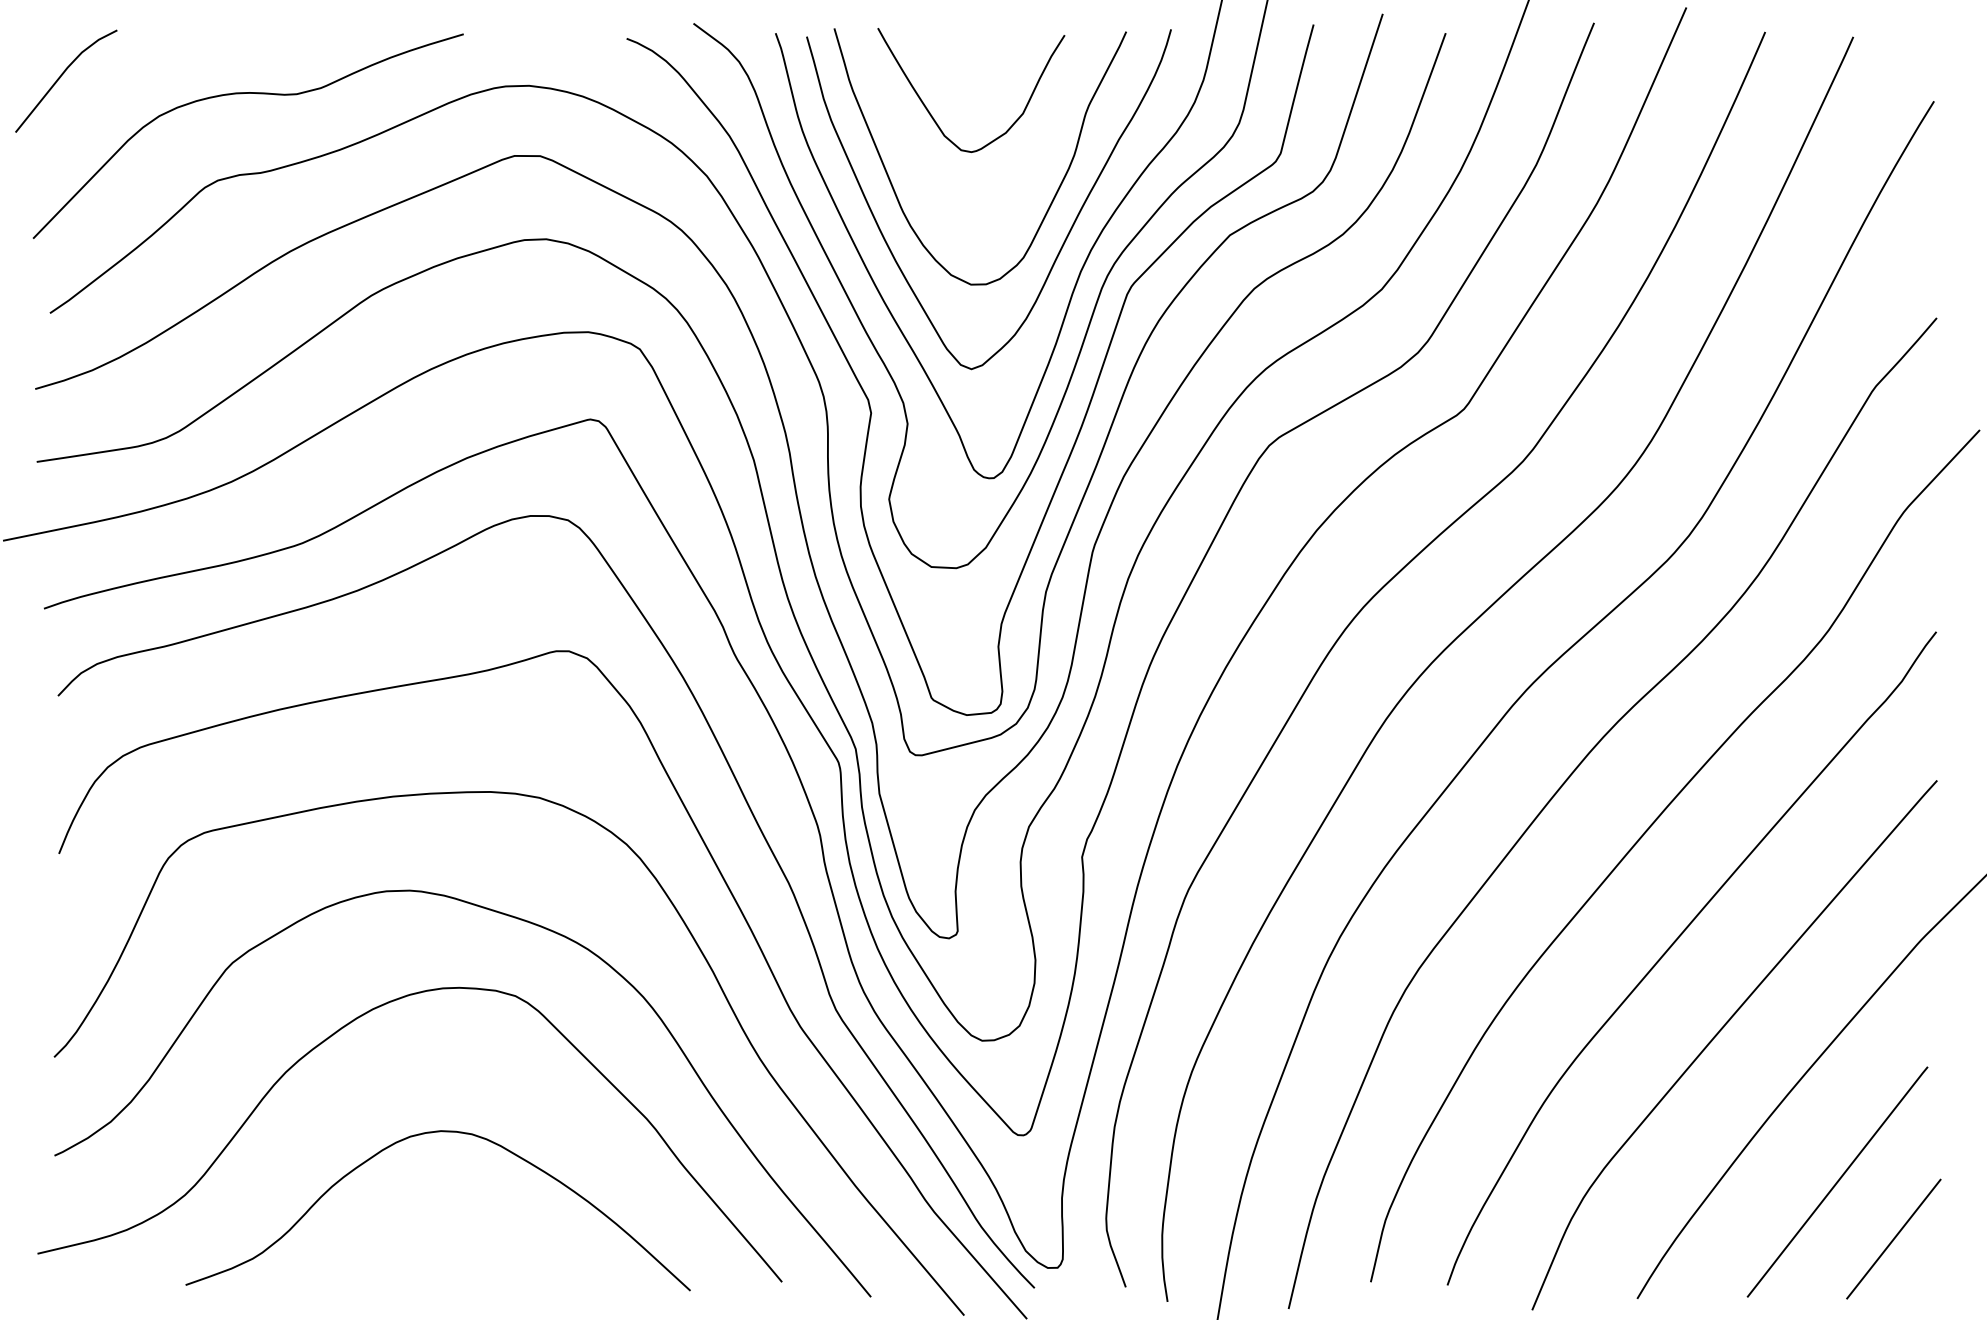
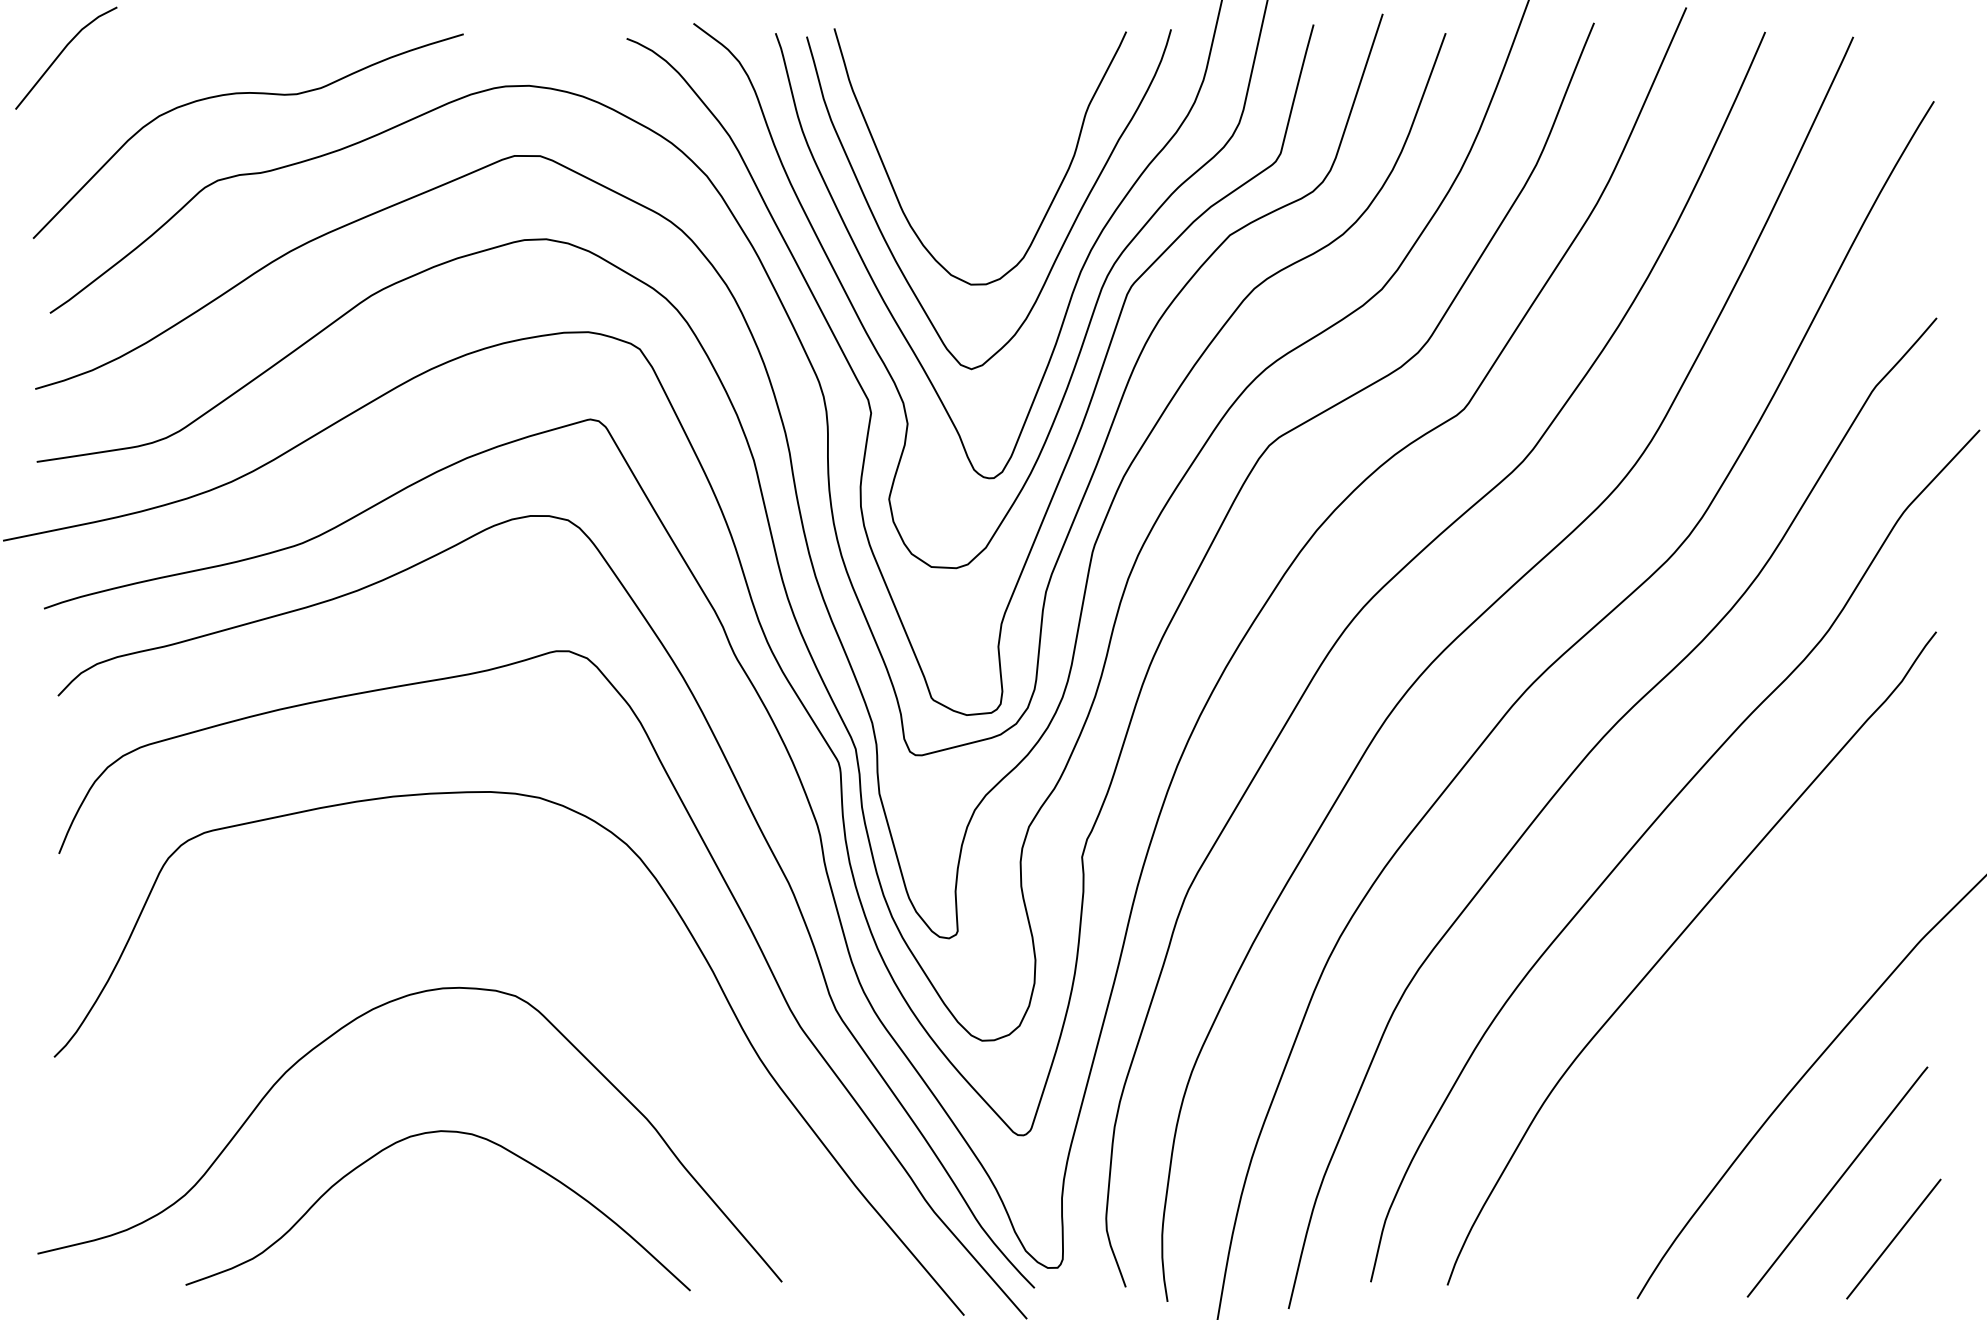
line position: (60, 78) -> (60, 55) (60, 55)
curve: present -> none (932, 115)
curve: present -> none (520, 920)
curve: present -> none (1718, 1034)
